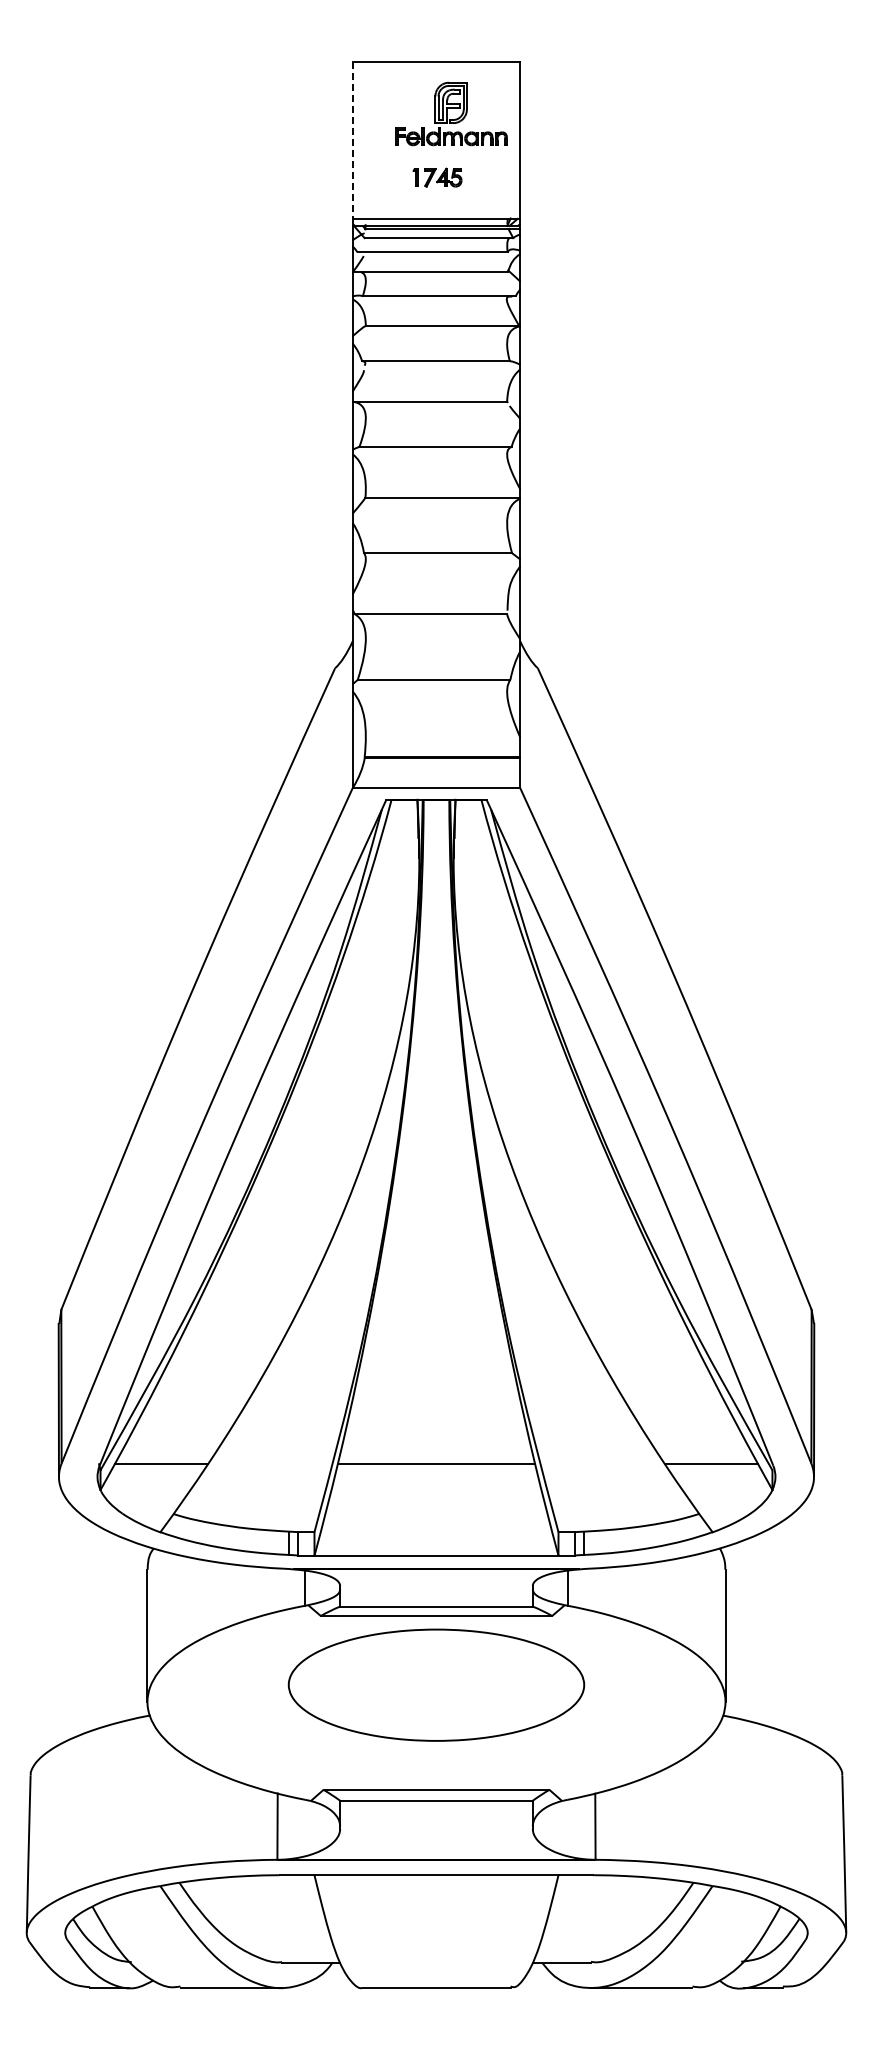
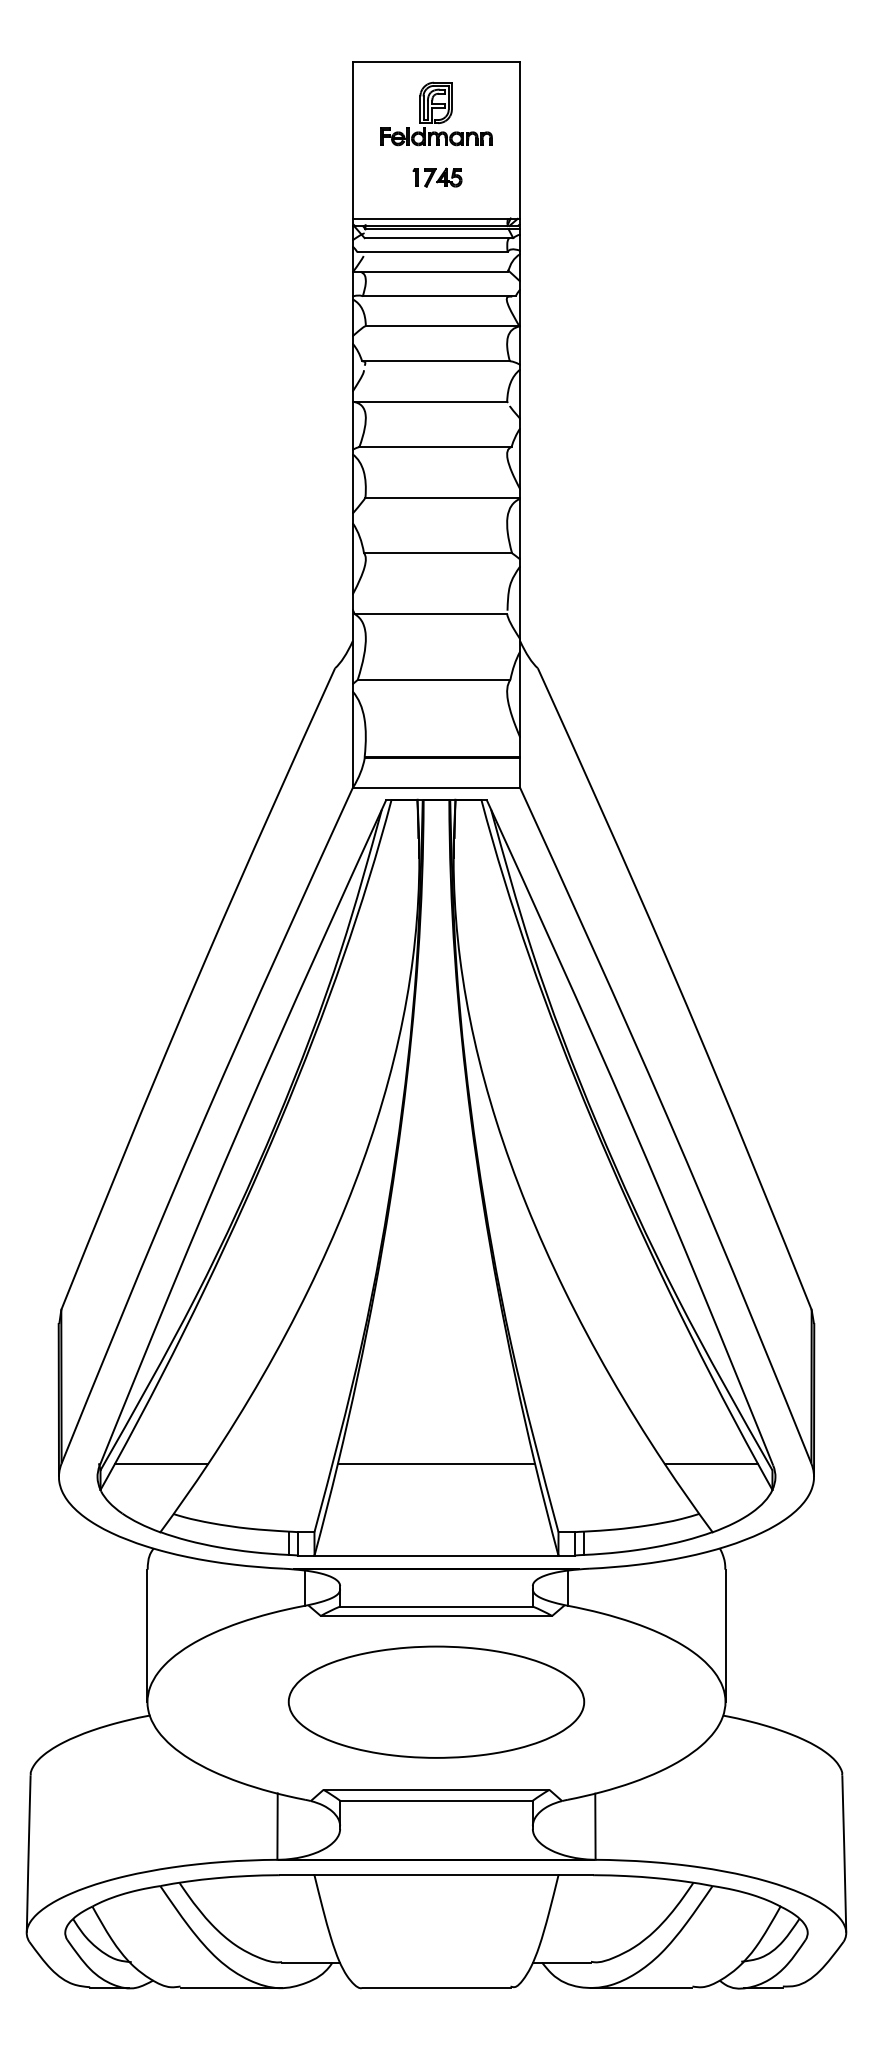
part position: (451, 113) -> (436, 113) (436, 113)
line: dashed -> solid (353, 140)
part position: (436, 1684) -> (436, 1701) (436, 1701)
